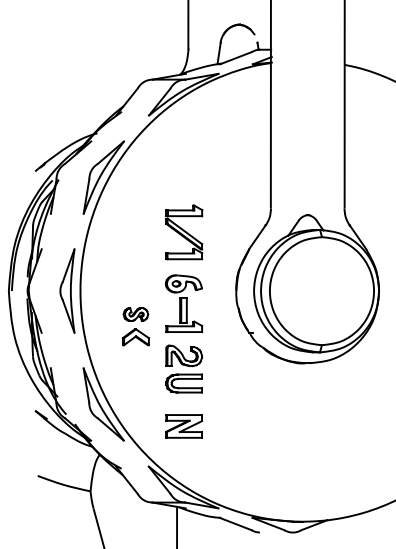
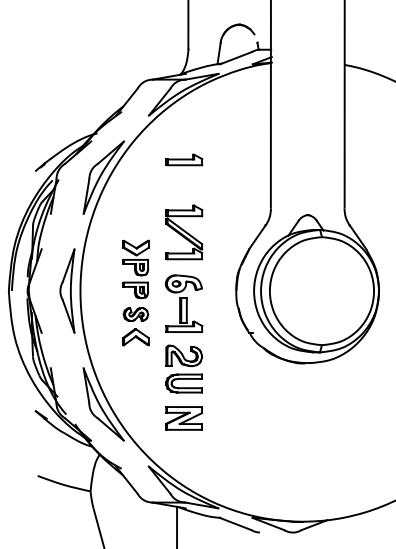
part: none -> present (184, 159)
part: none -> present (135, 269)
part position: (184, 426) -> (184, 418) (184, 418)
